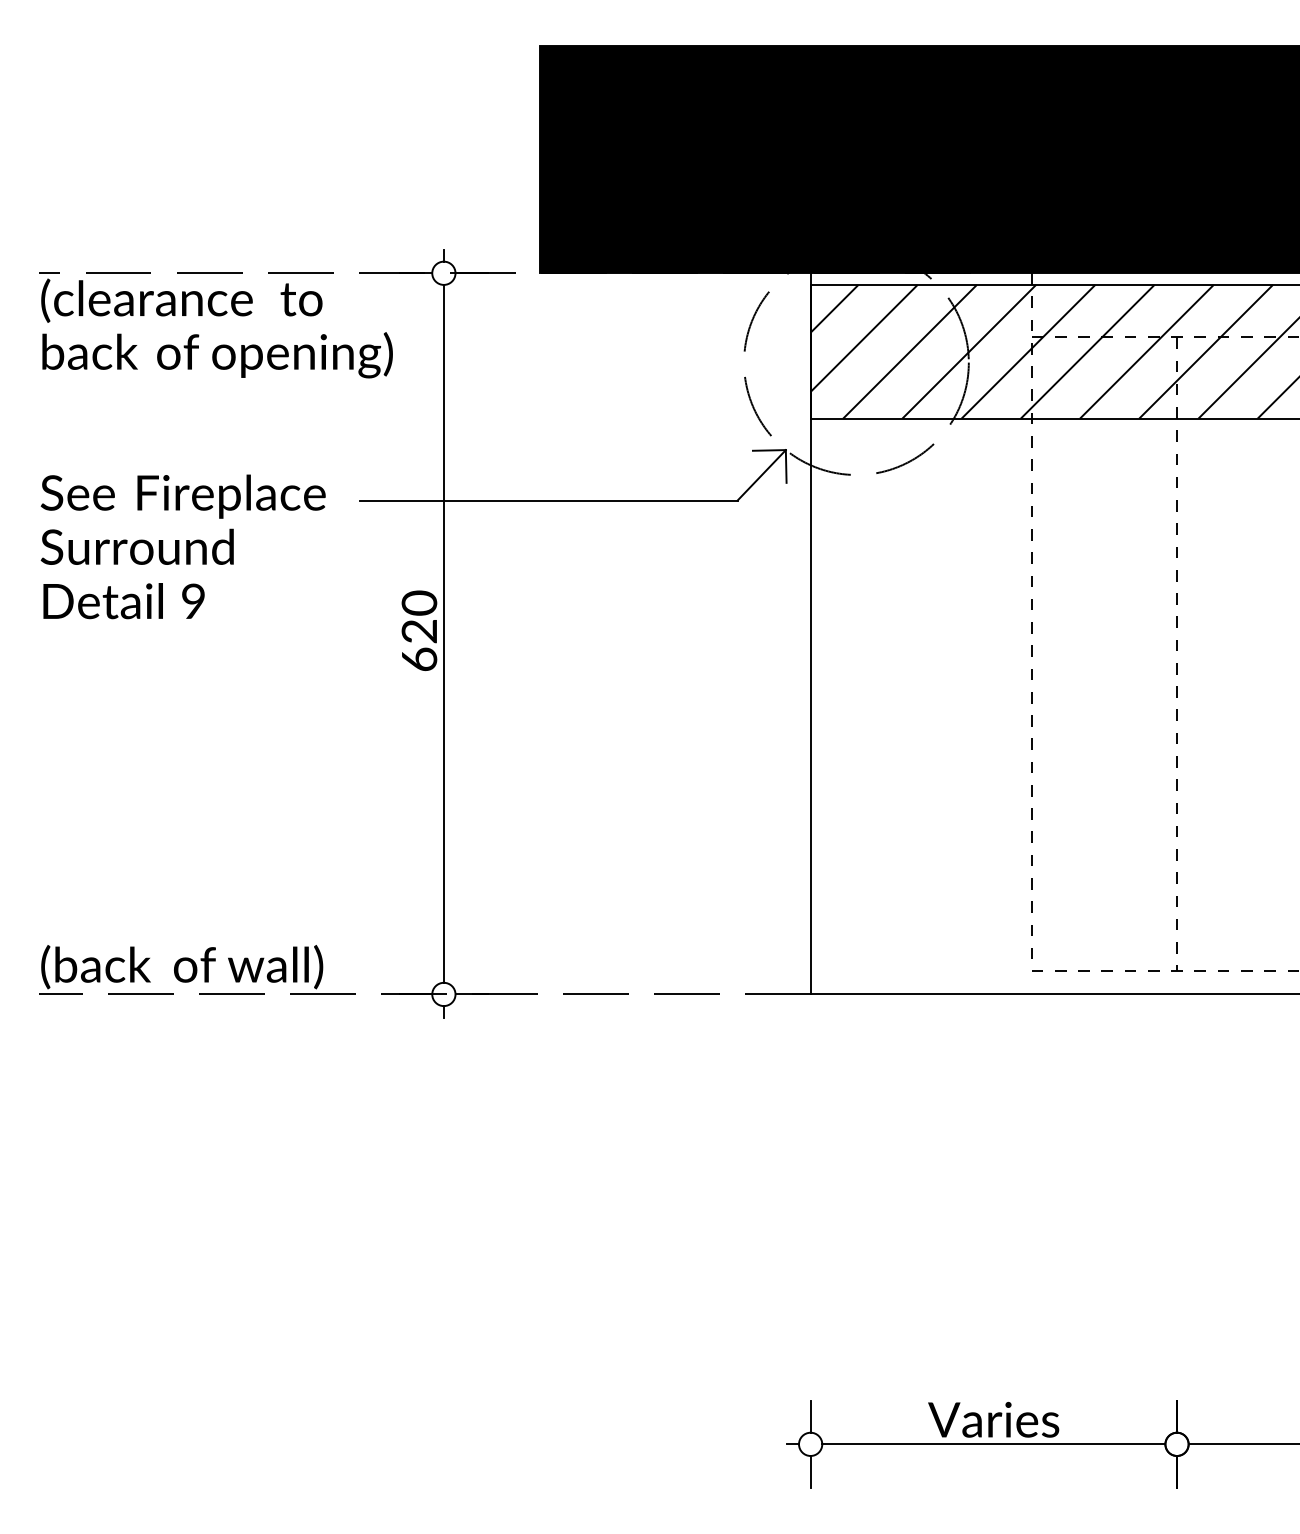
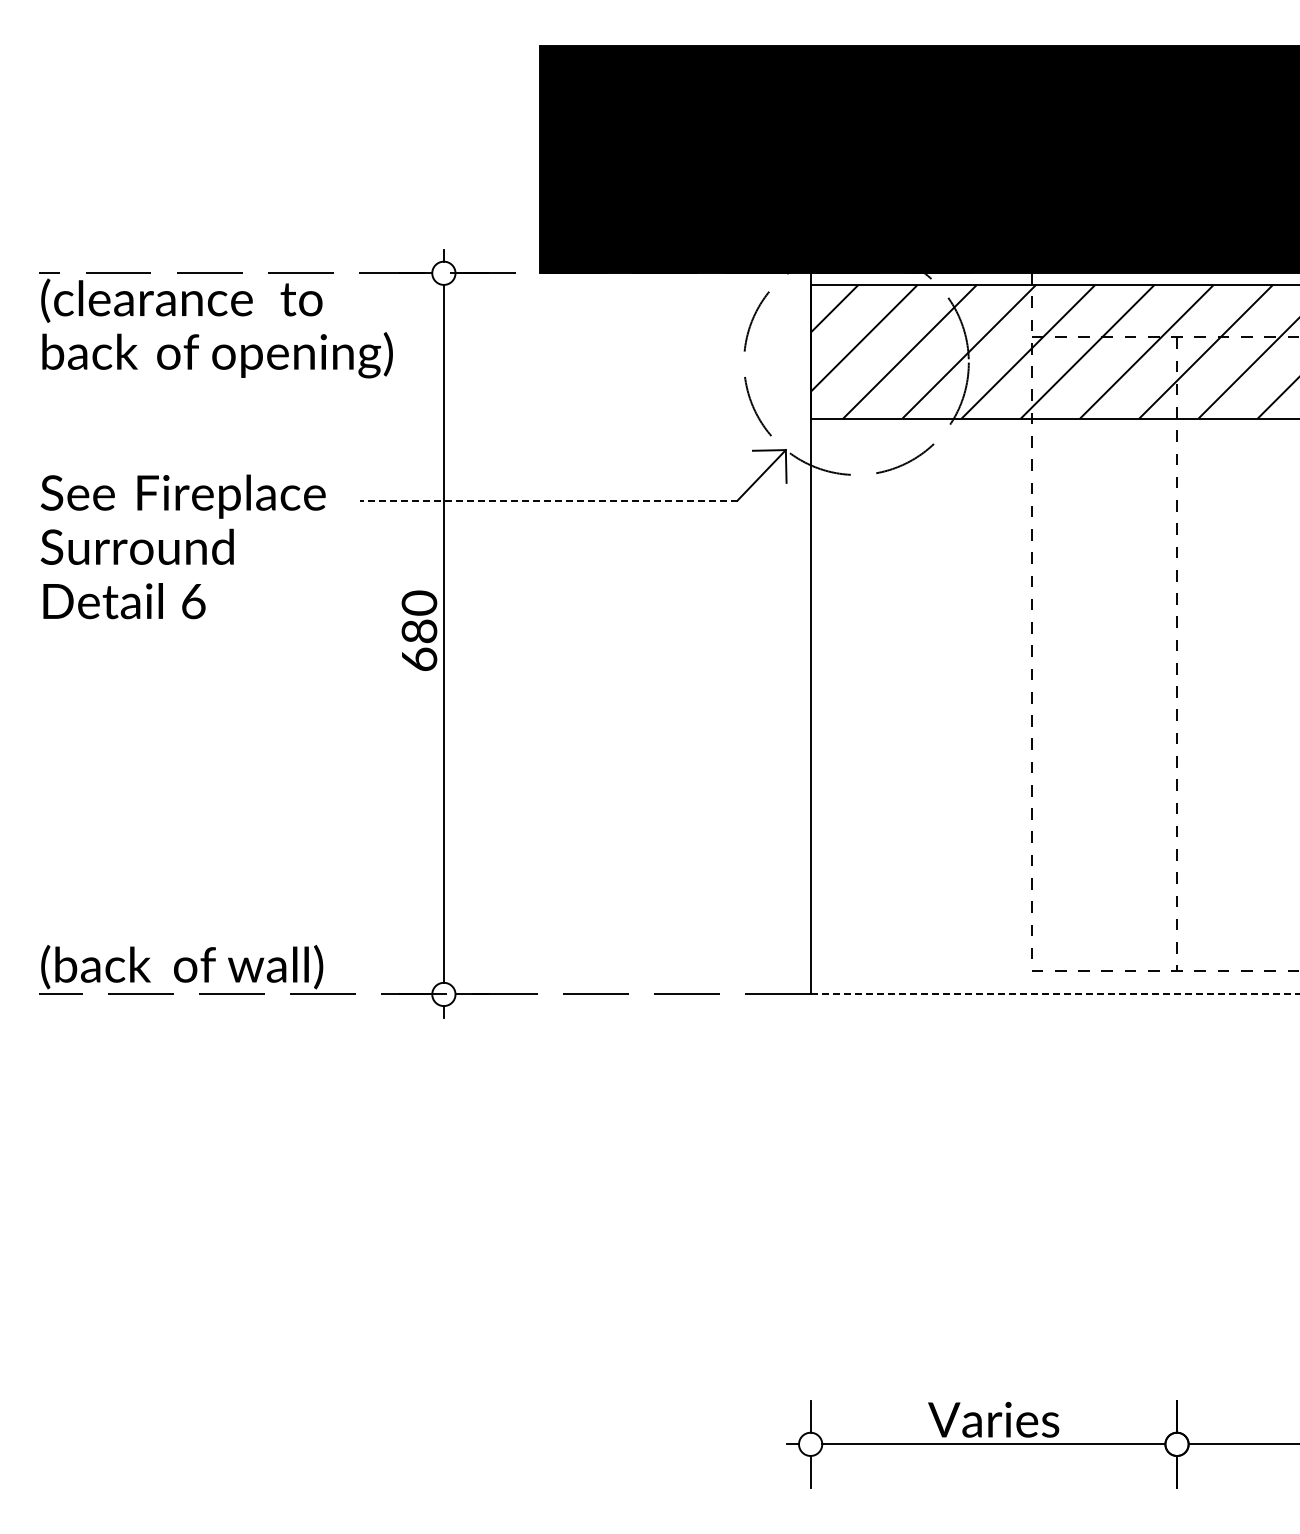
line: solid -> dashed (548, 500)
text: 9 -> 6 (193, 601)
text: 620 -> 680 (419, 631)
line: solid -> dashed (1055, 994)
